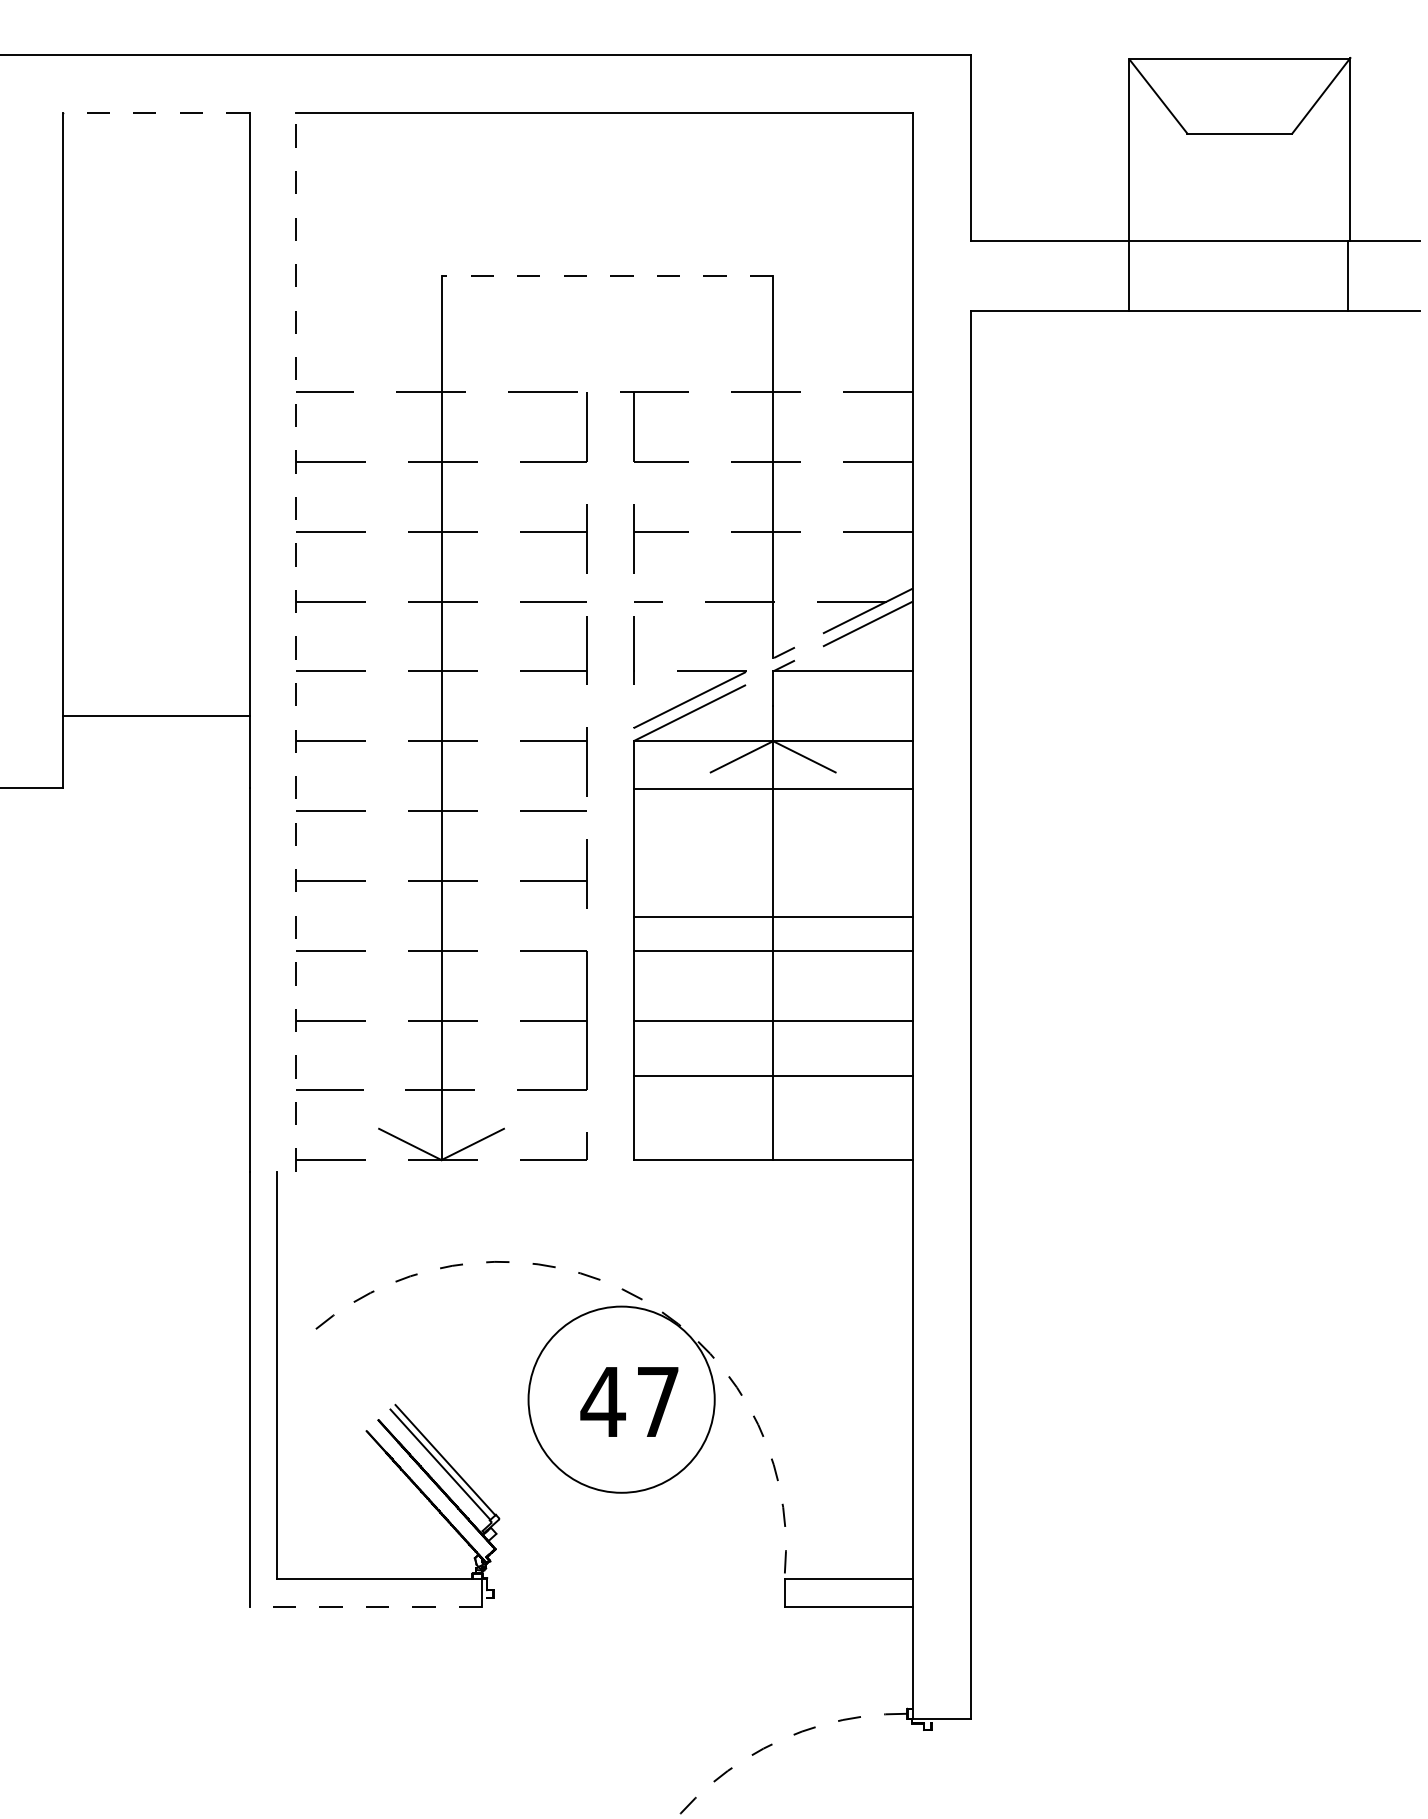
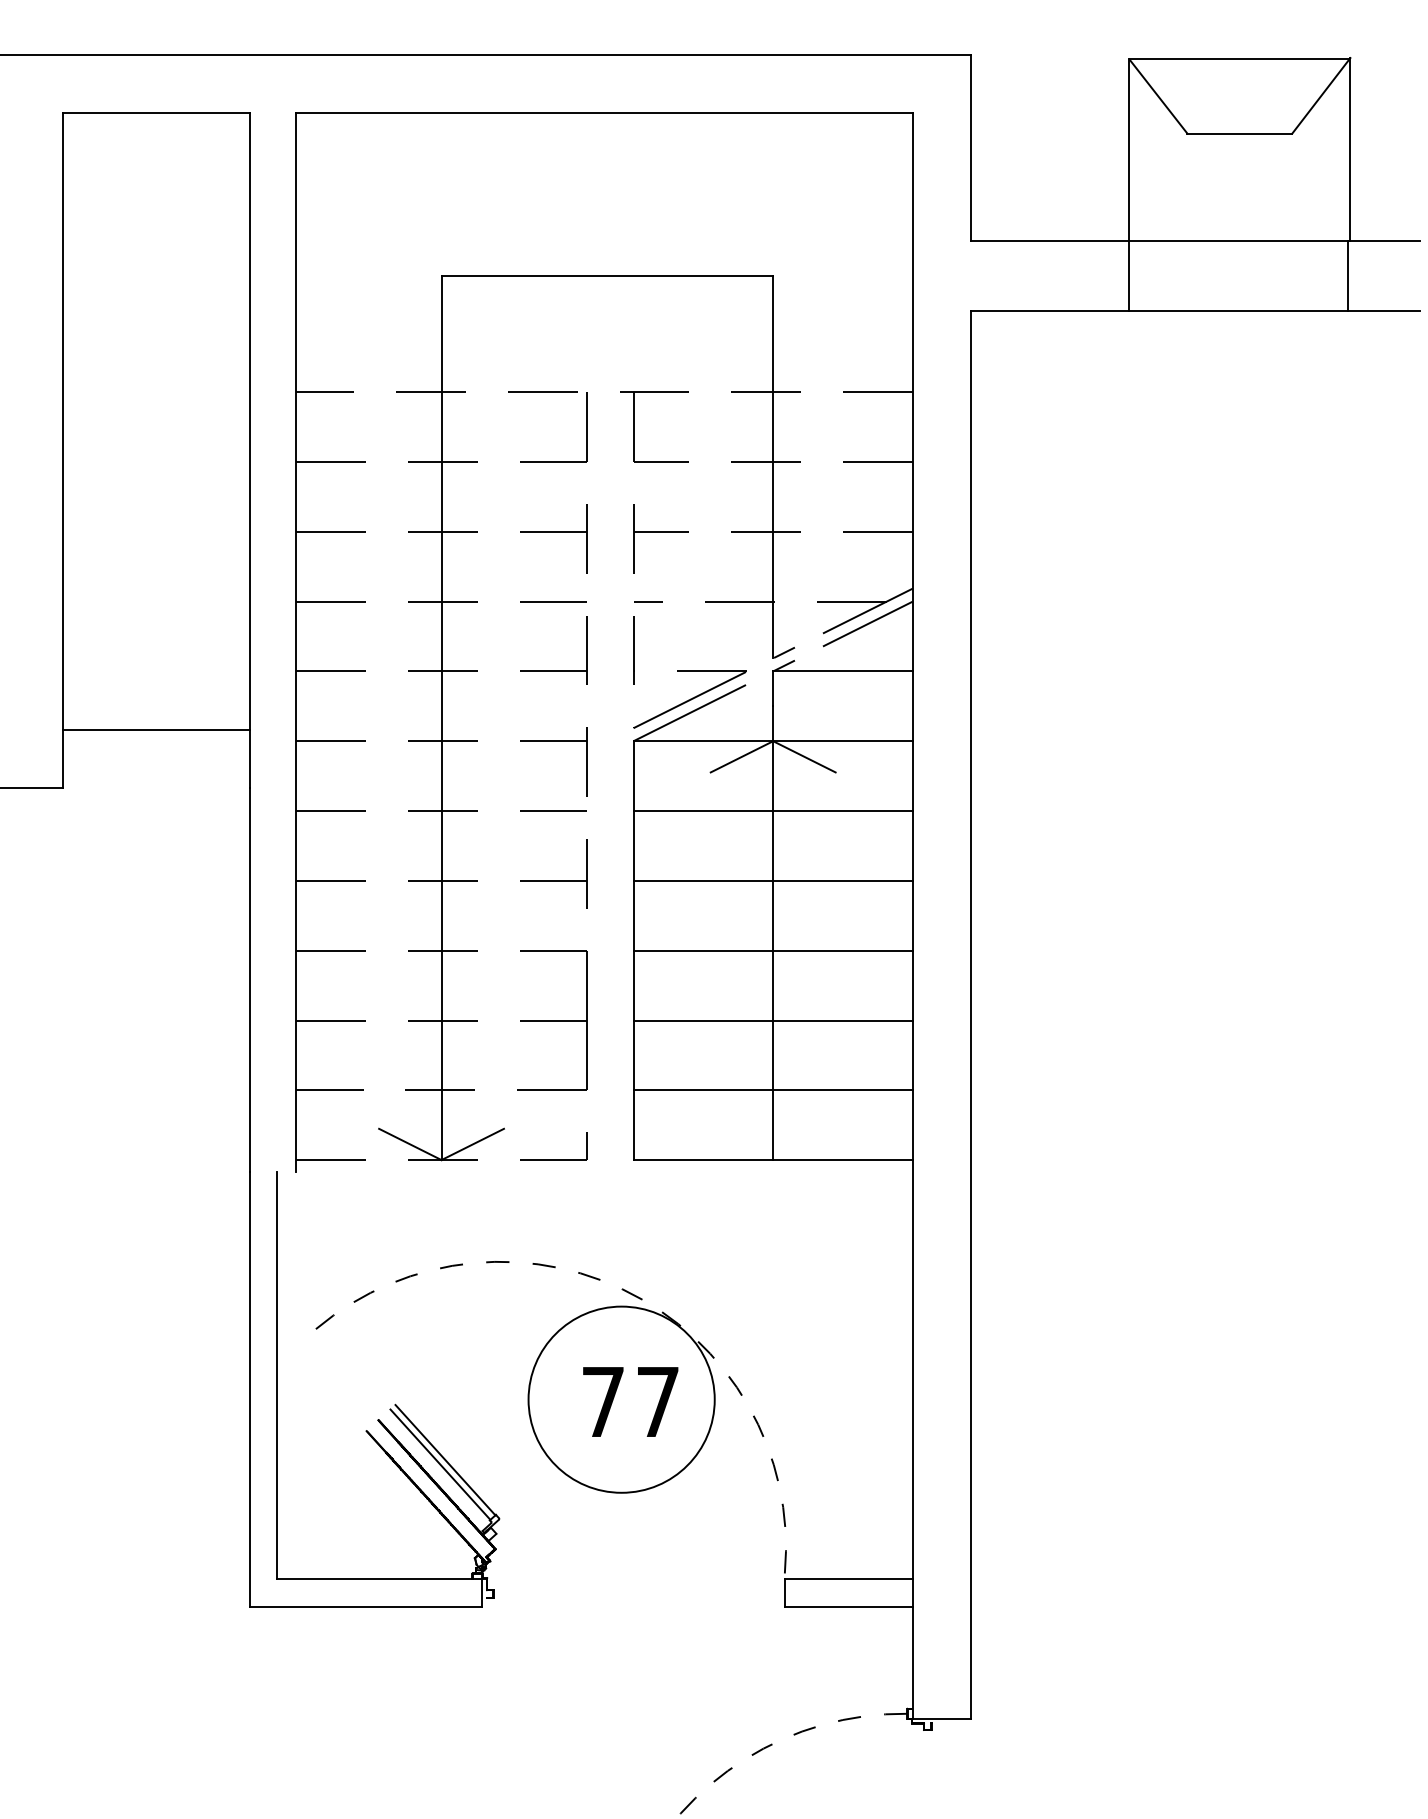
line: dashed -> solid (155, 112)
line: dashed -> solid (607, 275)
line: dashed -> solid (296, 641)
line position: (156, 715) -> (156, 729) (156, 729)
line position: (772, 789) -> (772, 811) (772, 811)
line position: (772, 916) -> (772, 880) (772, 880)
line position: (772, 1076) -> (772, 1090) (772, 1090)
text: 47 -> 77 (602, 1401)
line: dashed -> solid (365, 1606)
